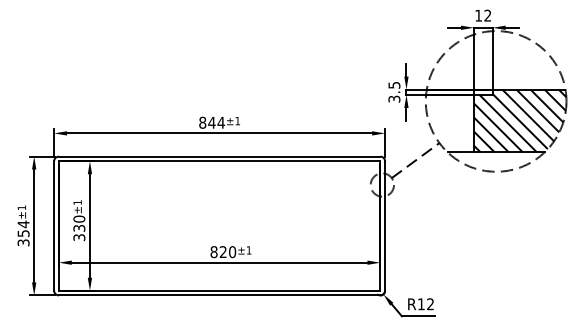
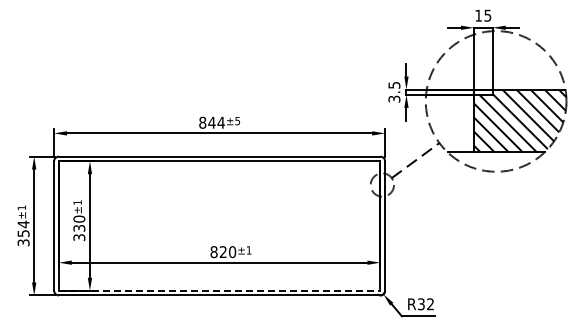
text: 12 -> 15 (487, 15)
text: ±1 -> ±5 (237, 121)
line: solid -> dashed (219, 290)
text: R12 -> R32 (421, 304)
